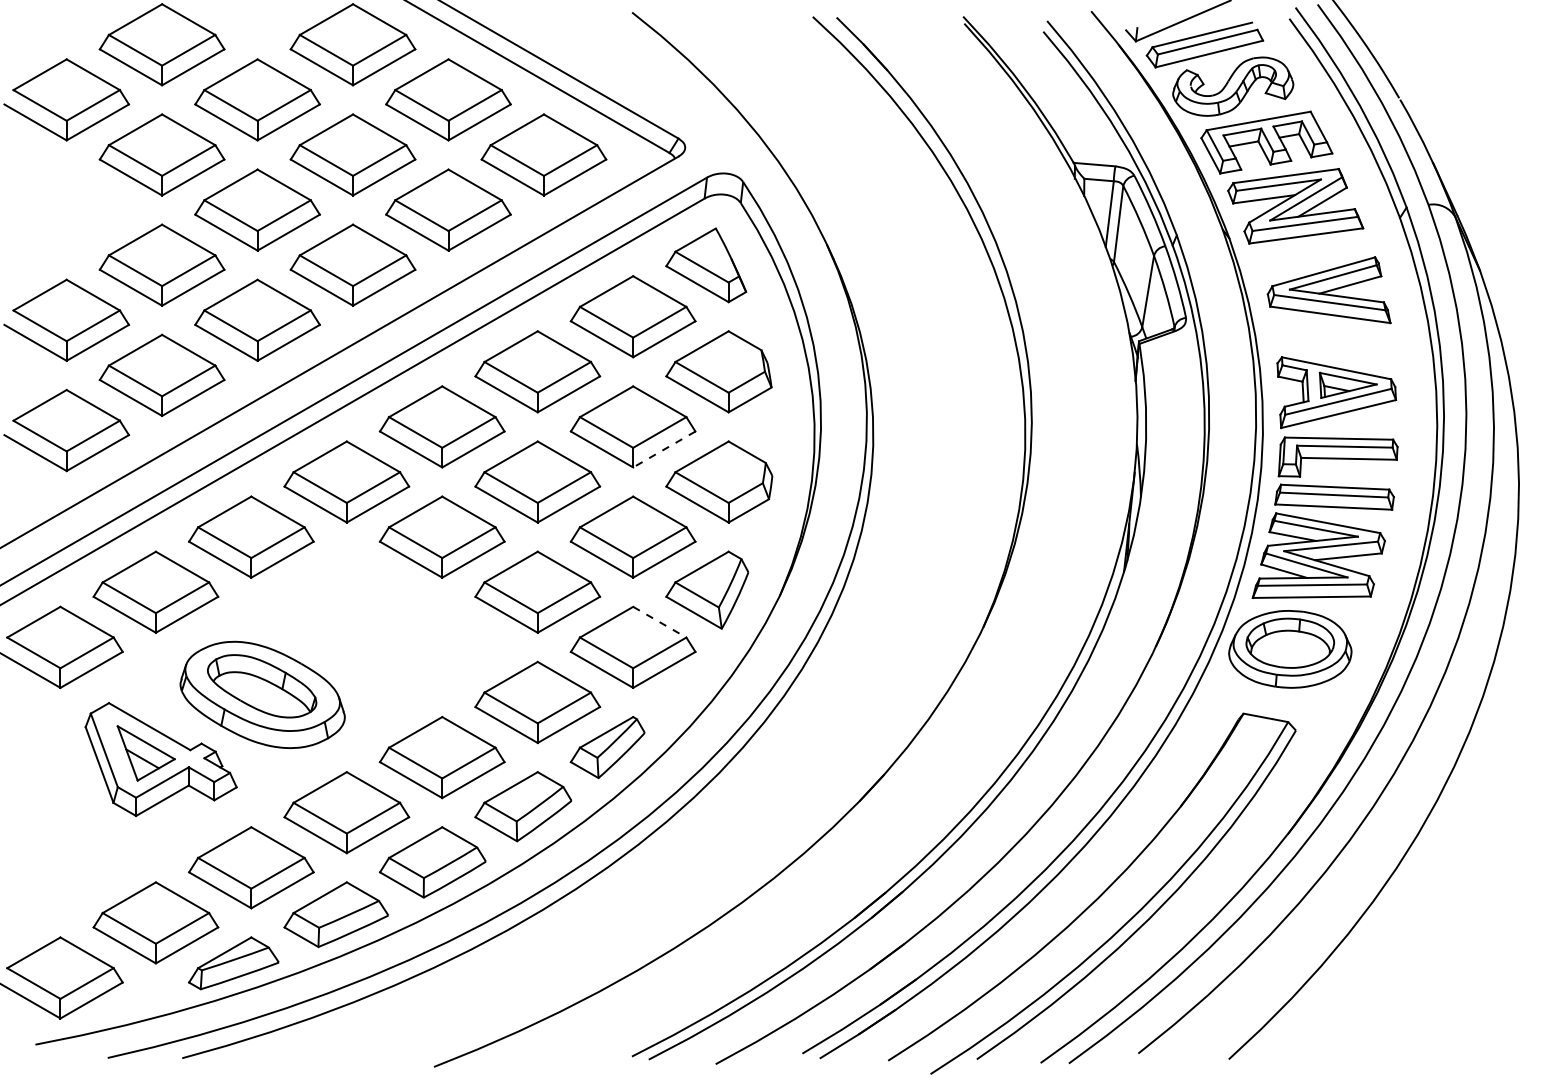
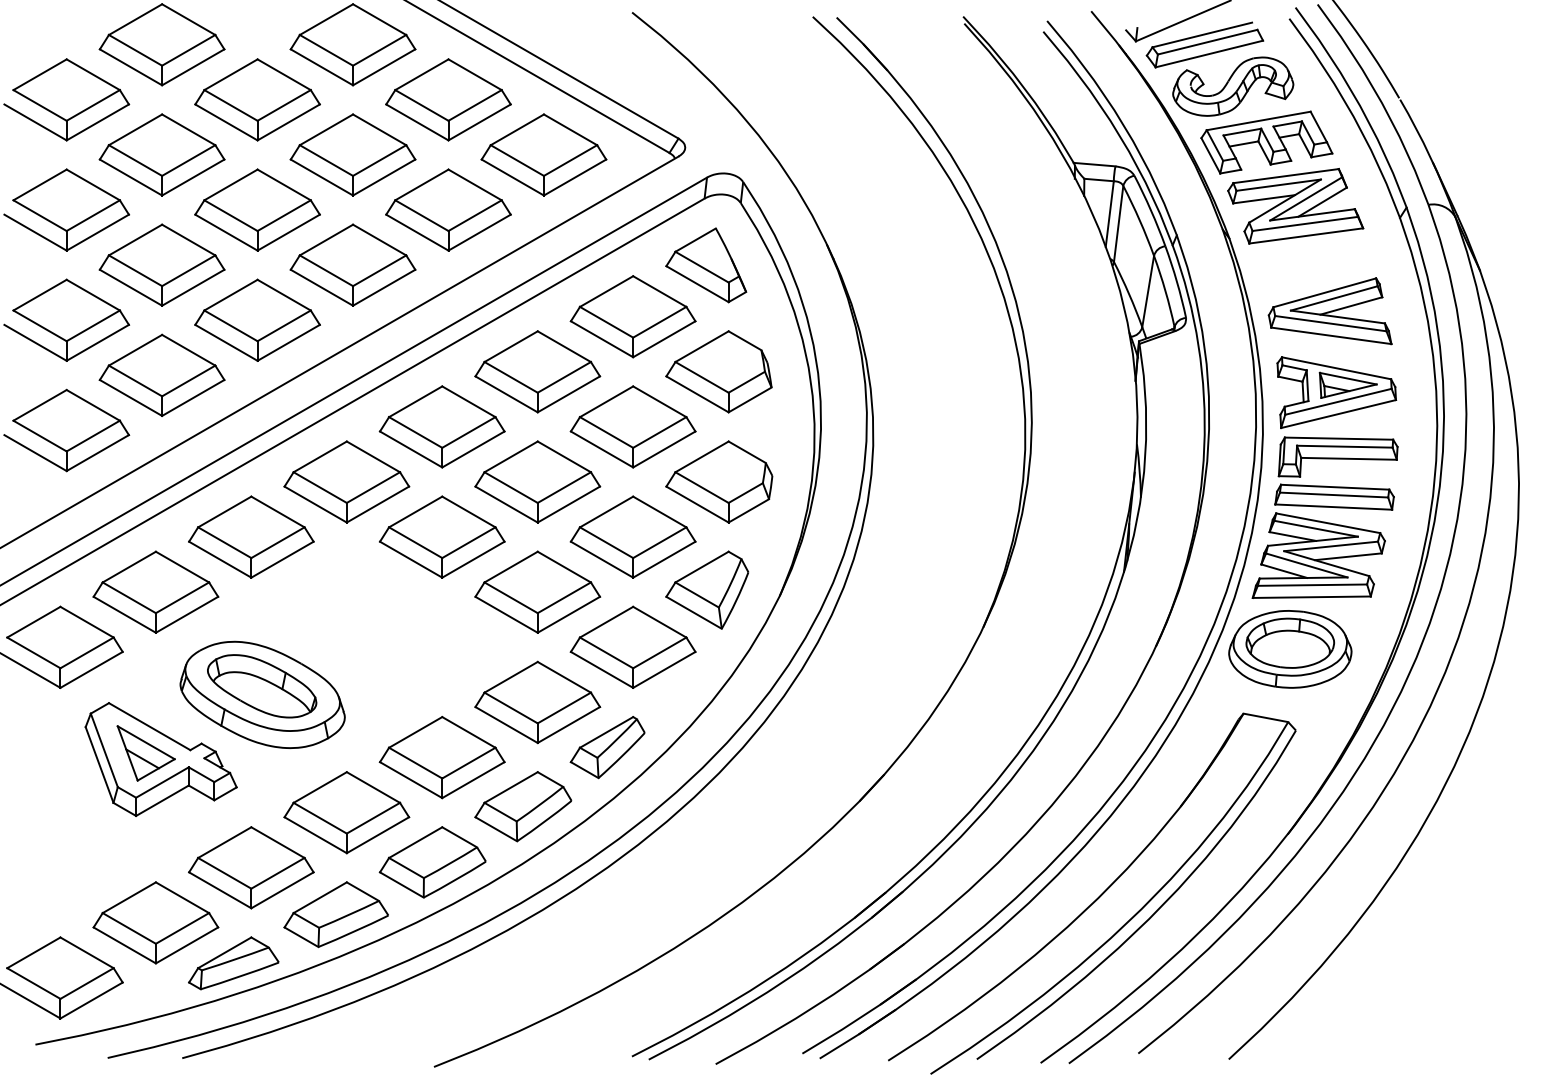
part: none -> present (66, 209)
part position: (1328, 290) -> (1329, 311) (1329, 311)
line: dashed -> solid (664, 449)
line: dashed -> solid (659, 622)
